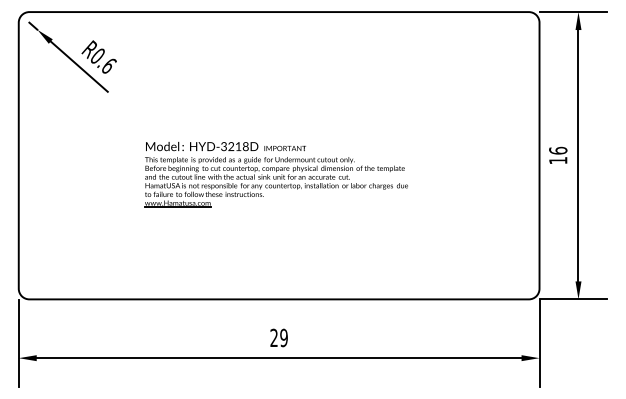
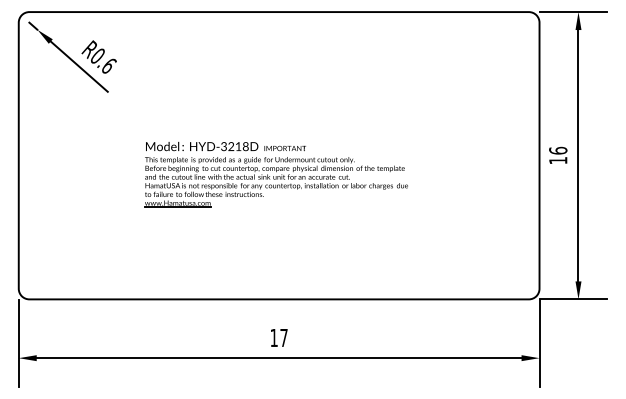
text: 29 -> 17 (278, 337)
